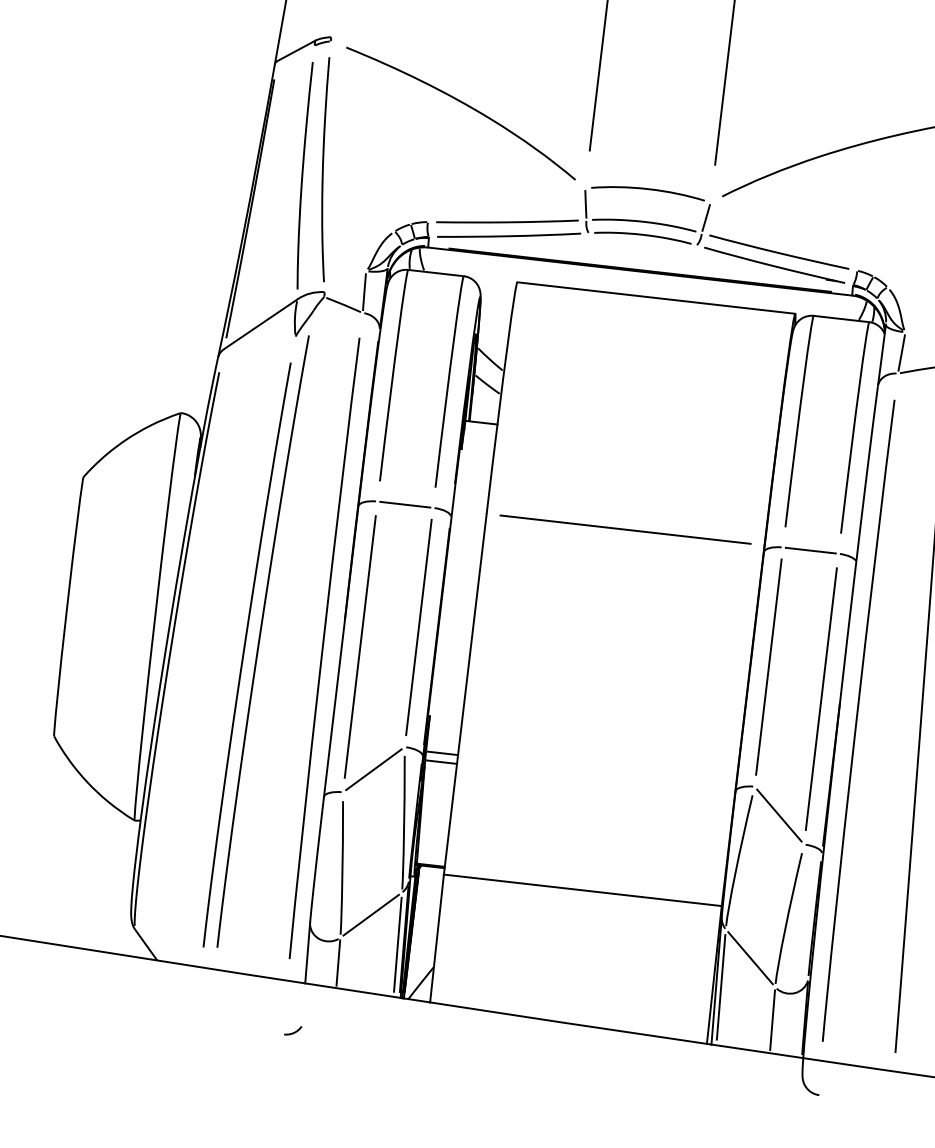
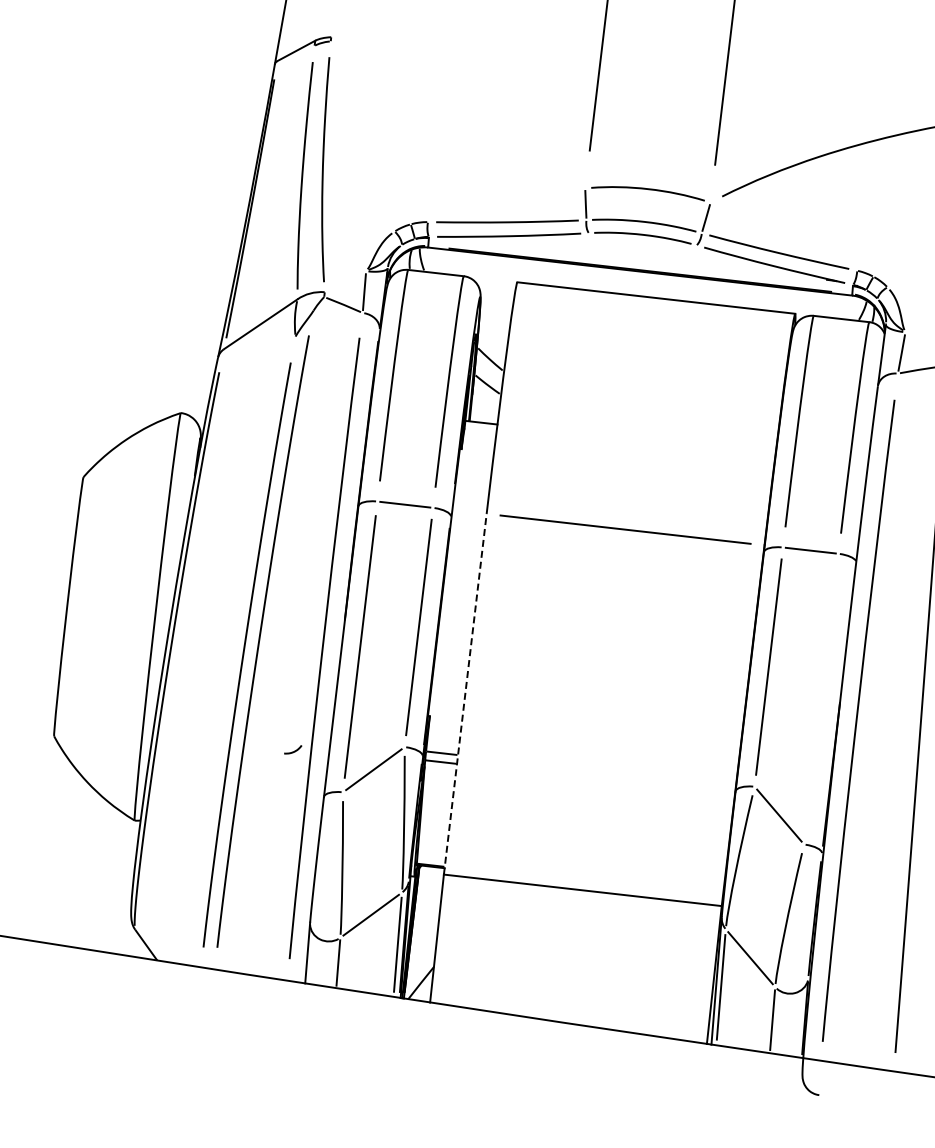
curve: present -> none (465, 105)
line: solid -> dashed (465, 694)
line: present -> none (820, 699)
curve position: (294, 1031) -> (294, 750) (294, 750)
